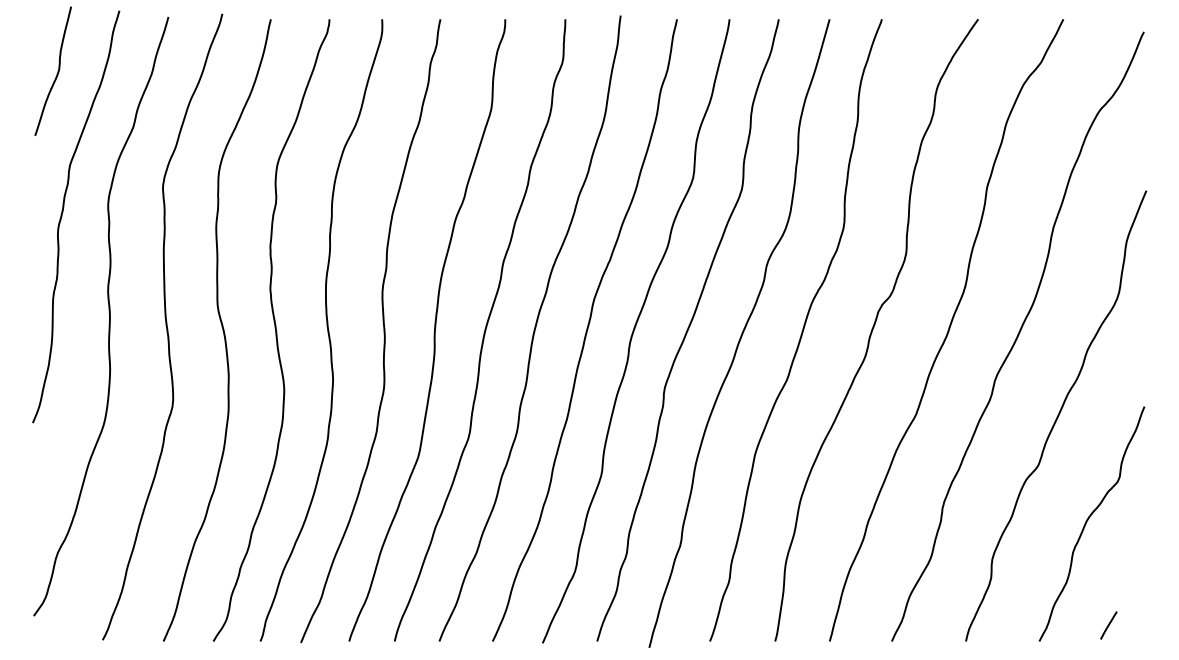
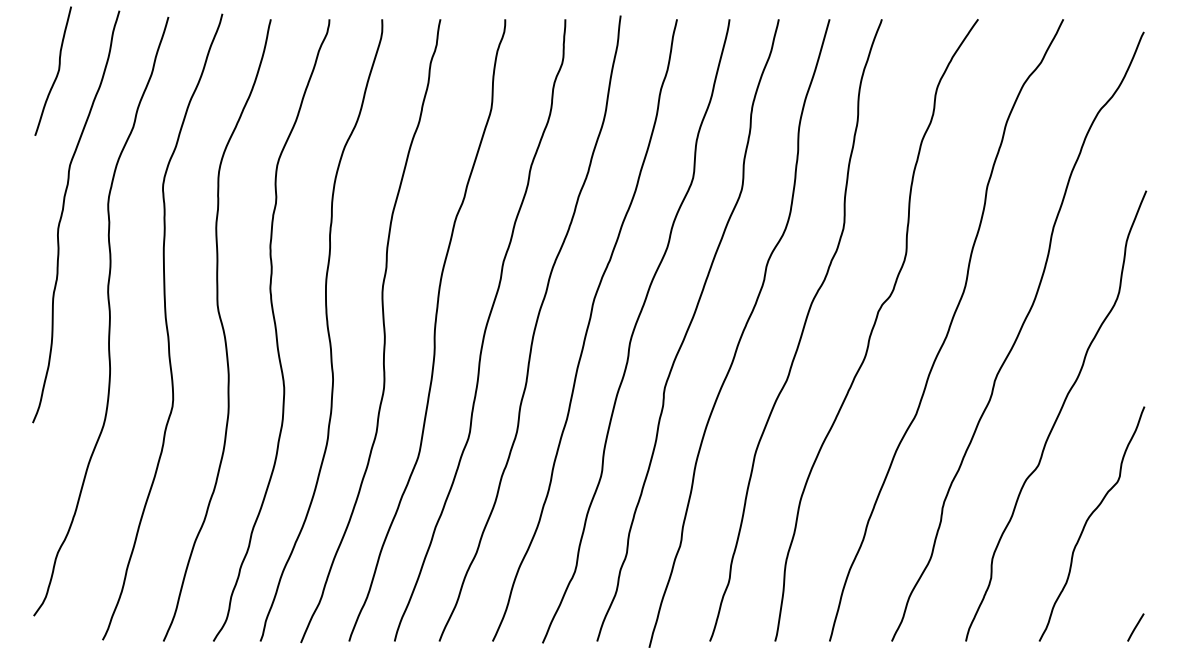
line position: (1108, 625) -> (1135, 627) (1135, 627)
